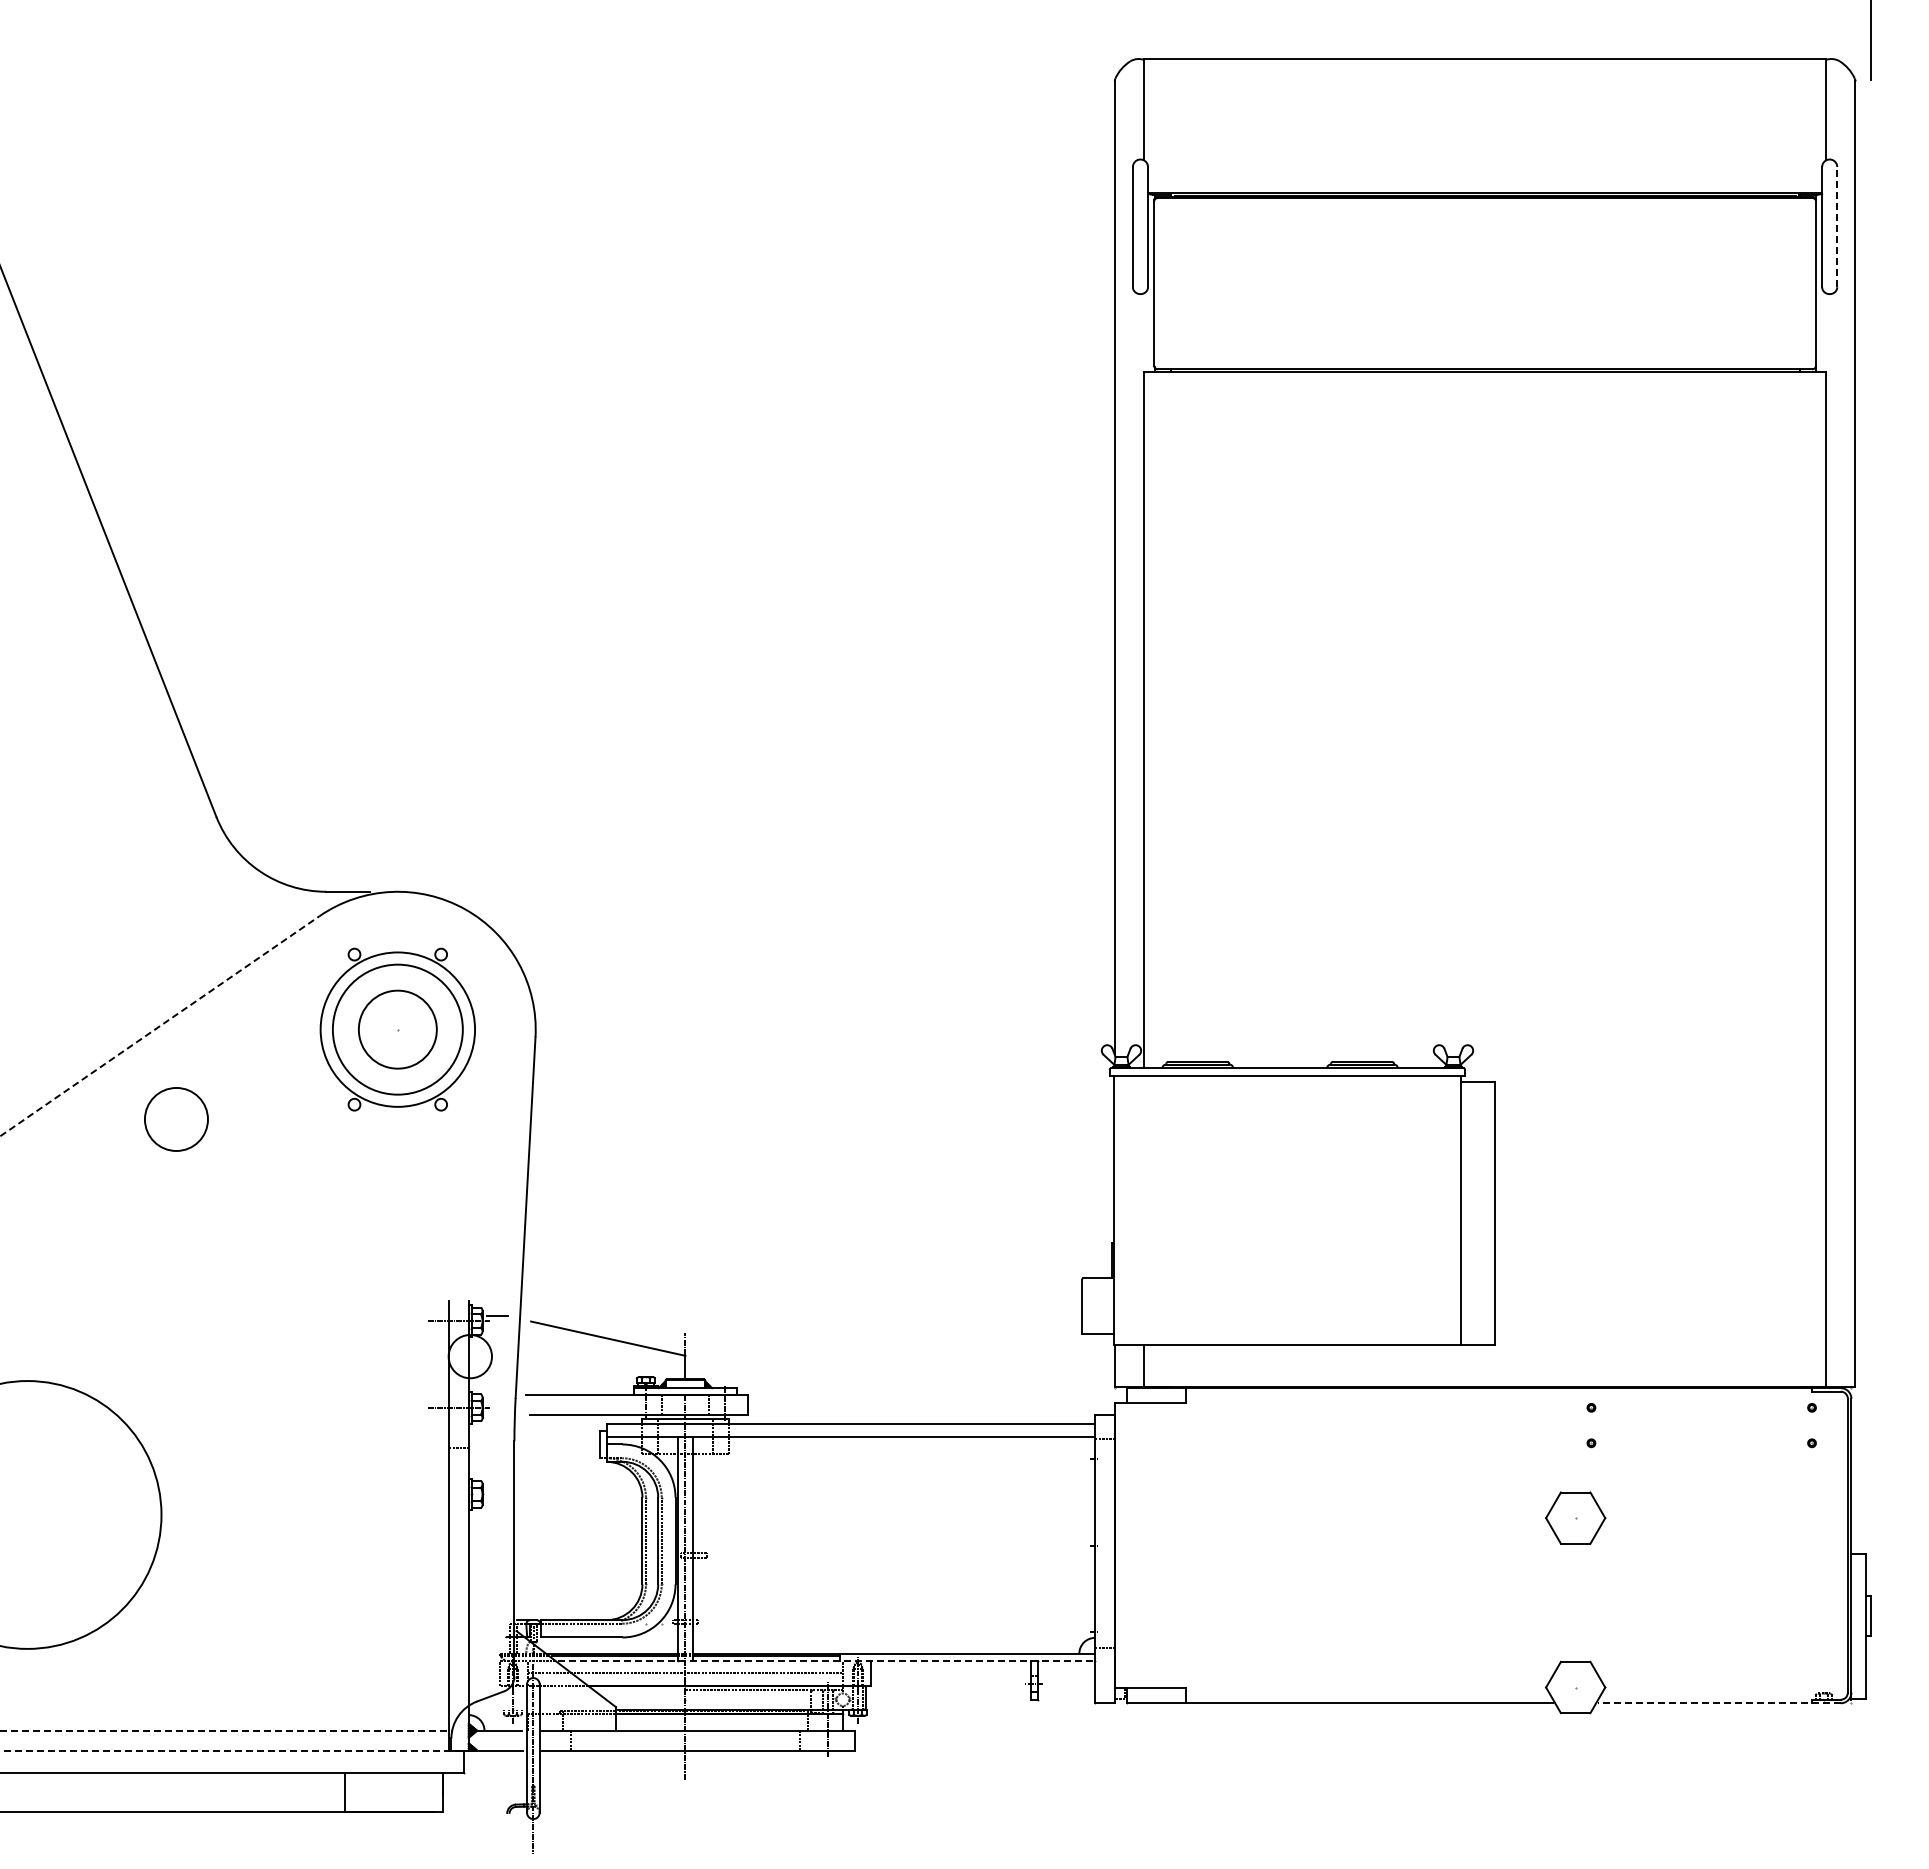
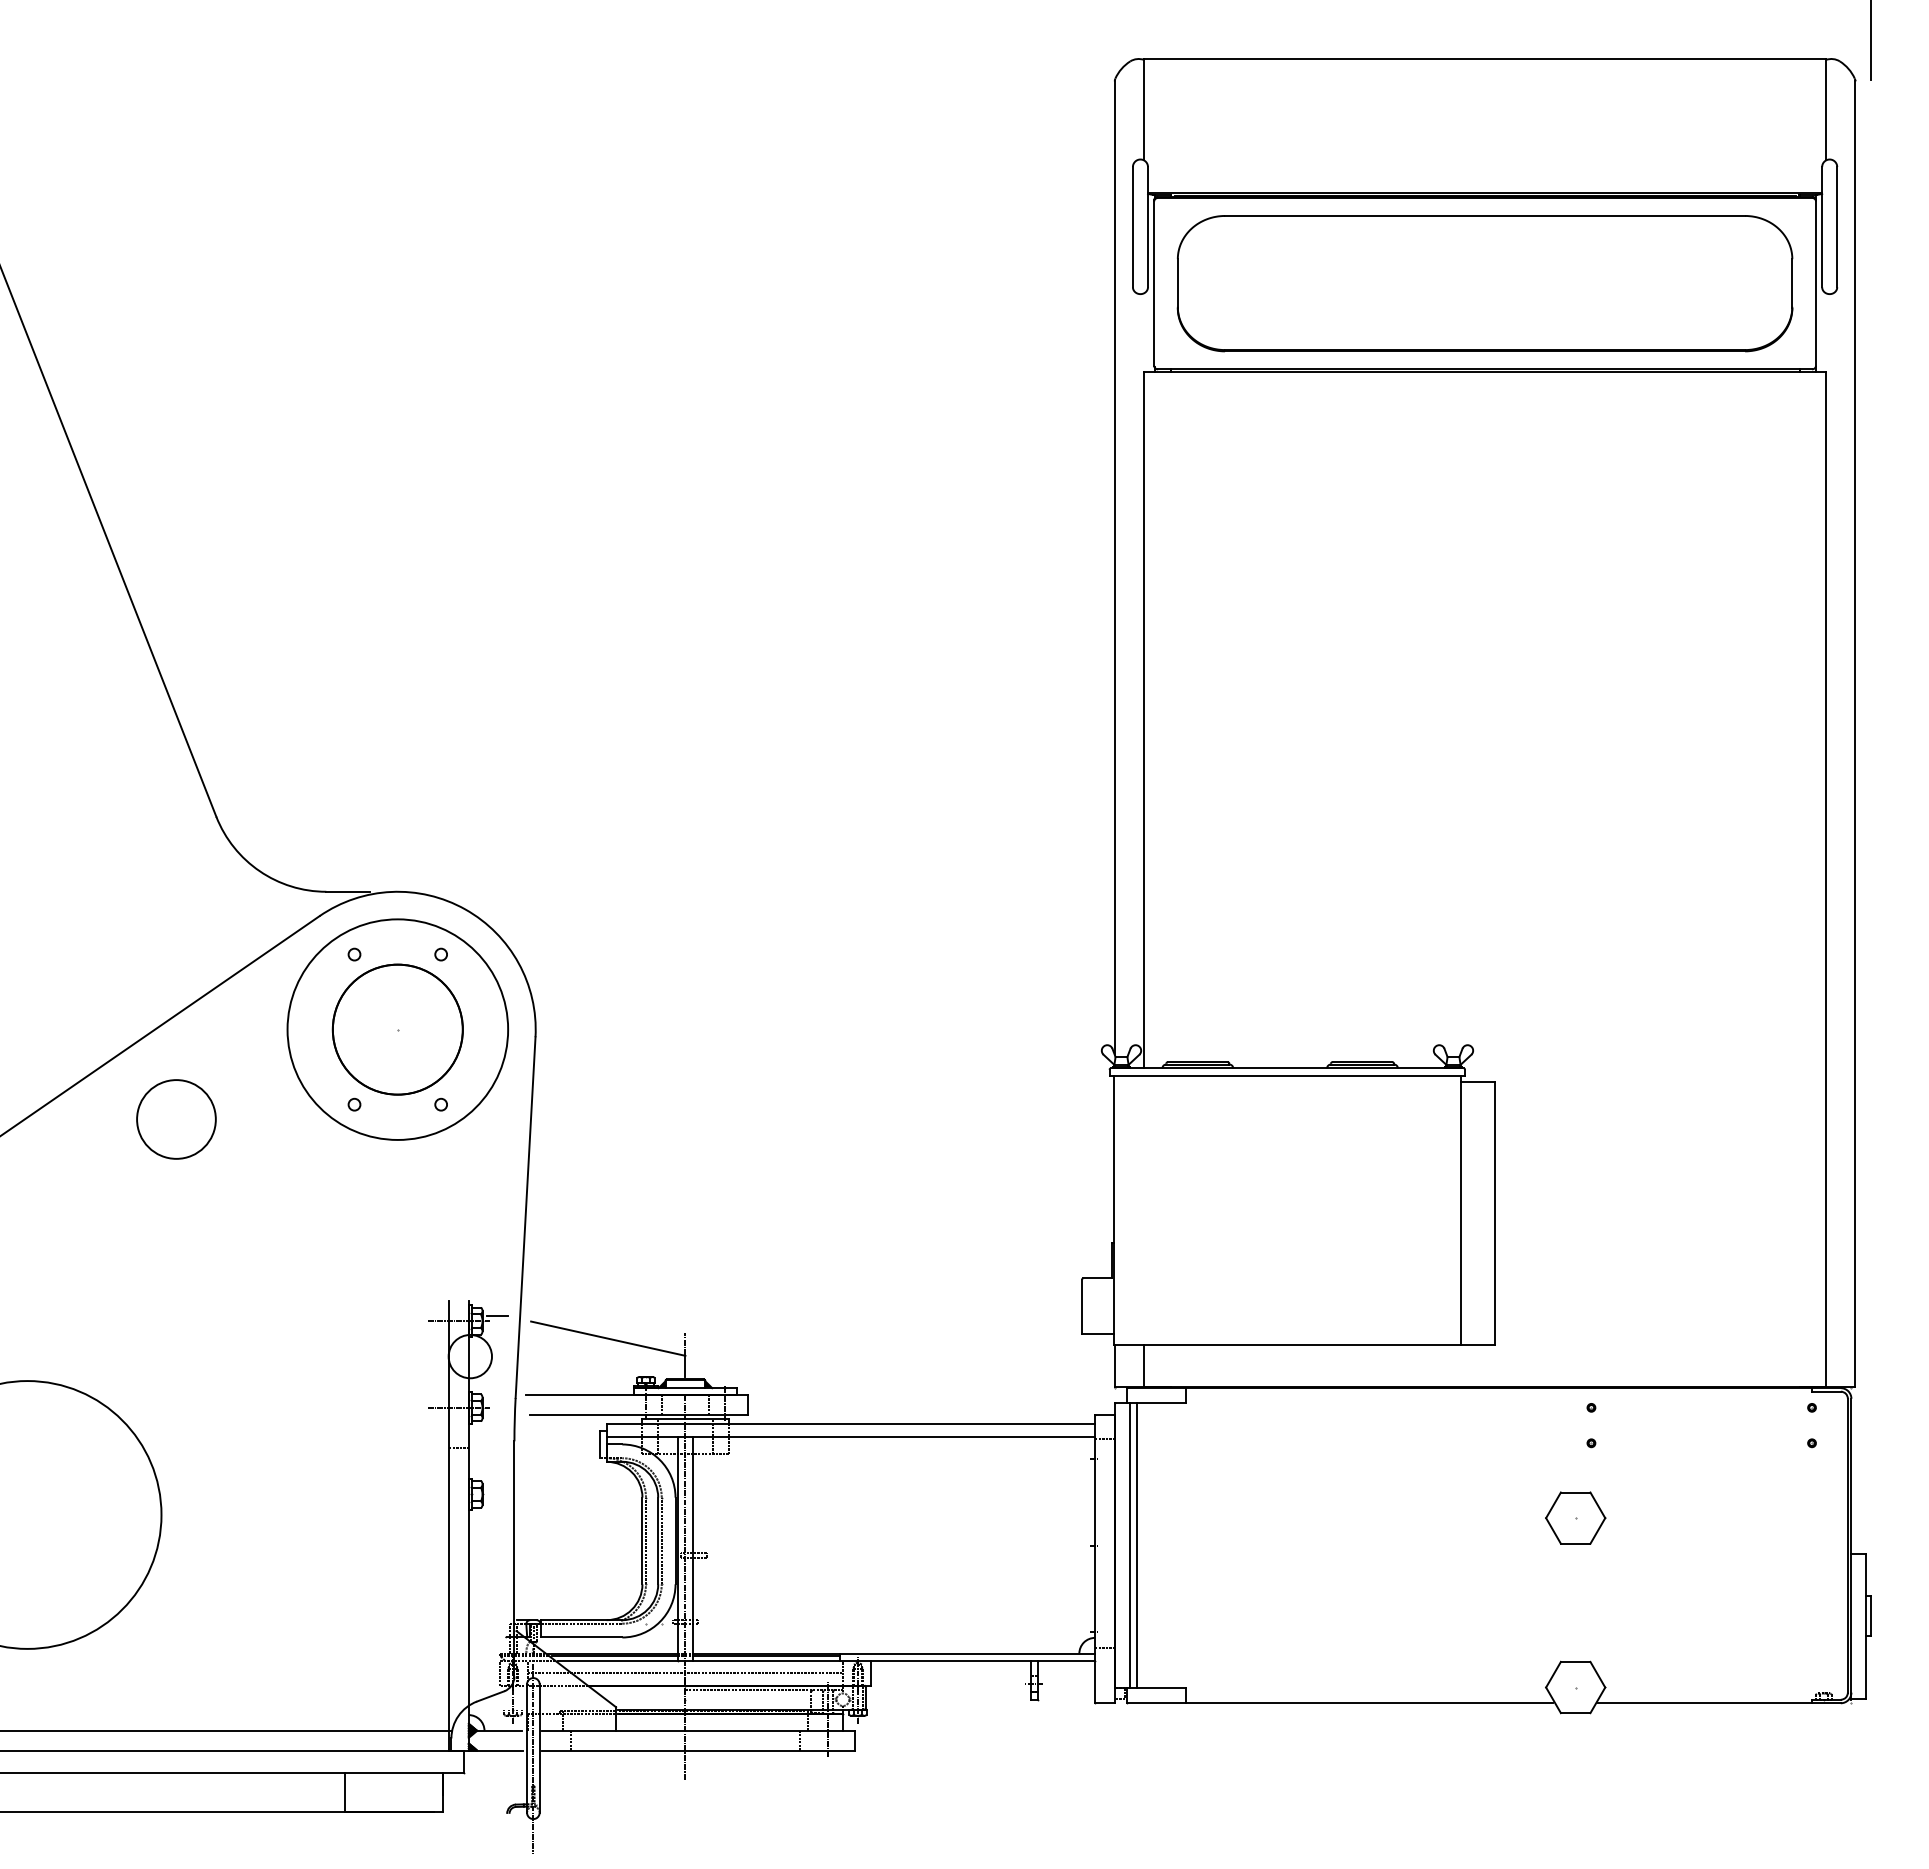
line: dashed -> solid (1837, 226)
part: none -> present (1484, 283)
line: dashed -> solid (159, 1026)
circle diameter: 154 px -> 221 px (397, 1029)
circle diameter: 78 px -> 130 px (397, 1029)
circle size: 65x65 px -> 81x81 px (176, 1119)
line: none -> present (1129, 1545)
line: none -> present (1136, 1545)
line: dashed -> solid (826, 1660)
line: dashed -> solid (1718, 1703)
line: dashed -> solid (226, 1730)
line: dashed -> solid (232, 1750)
